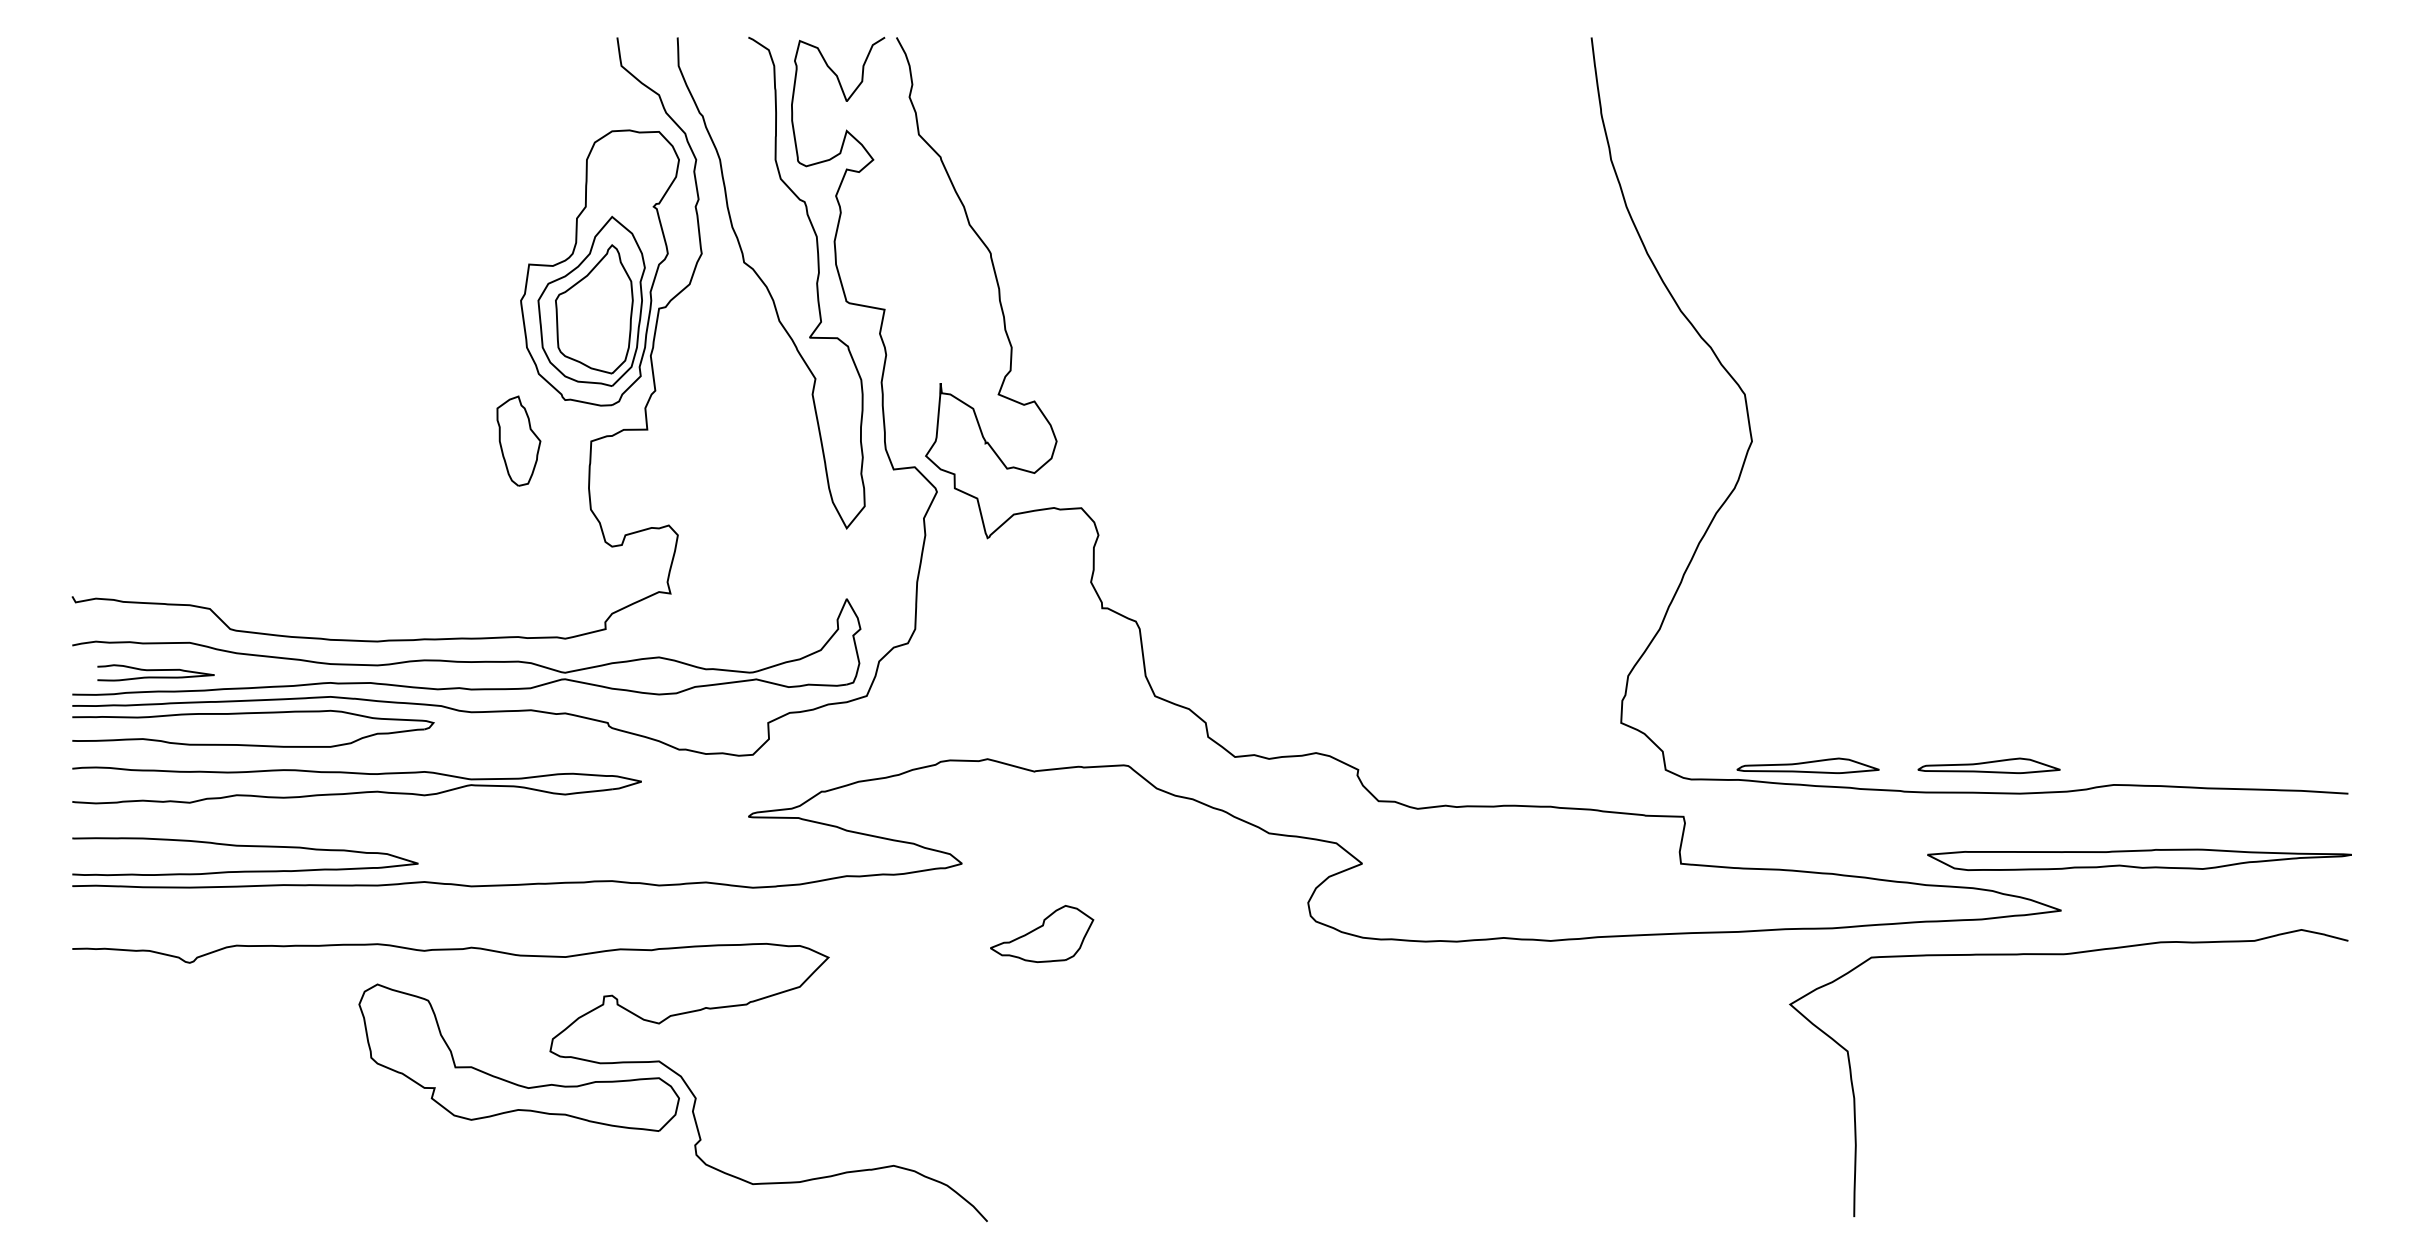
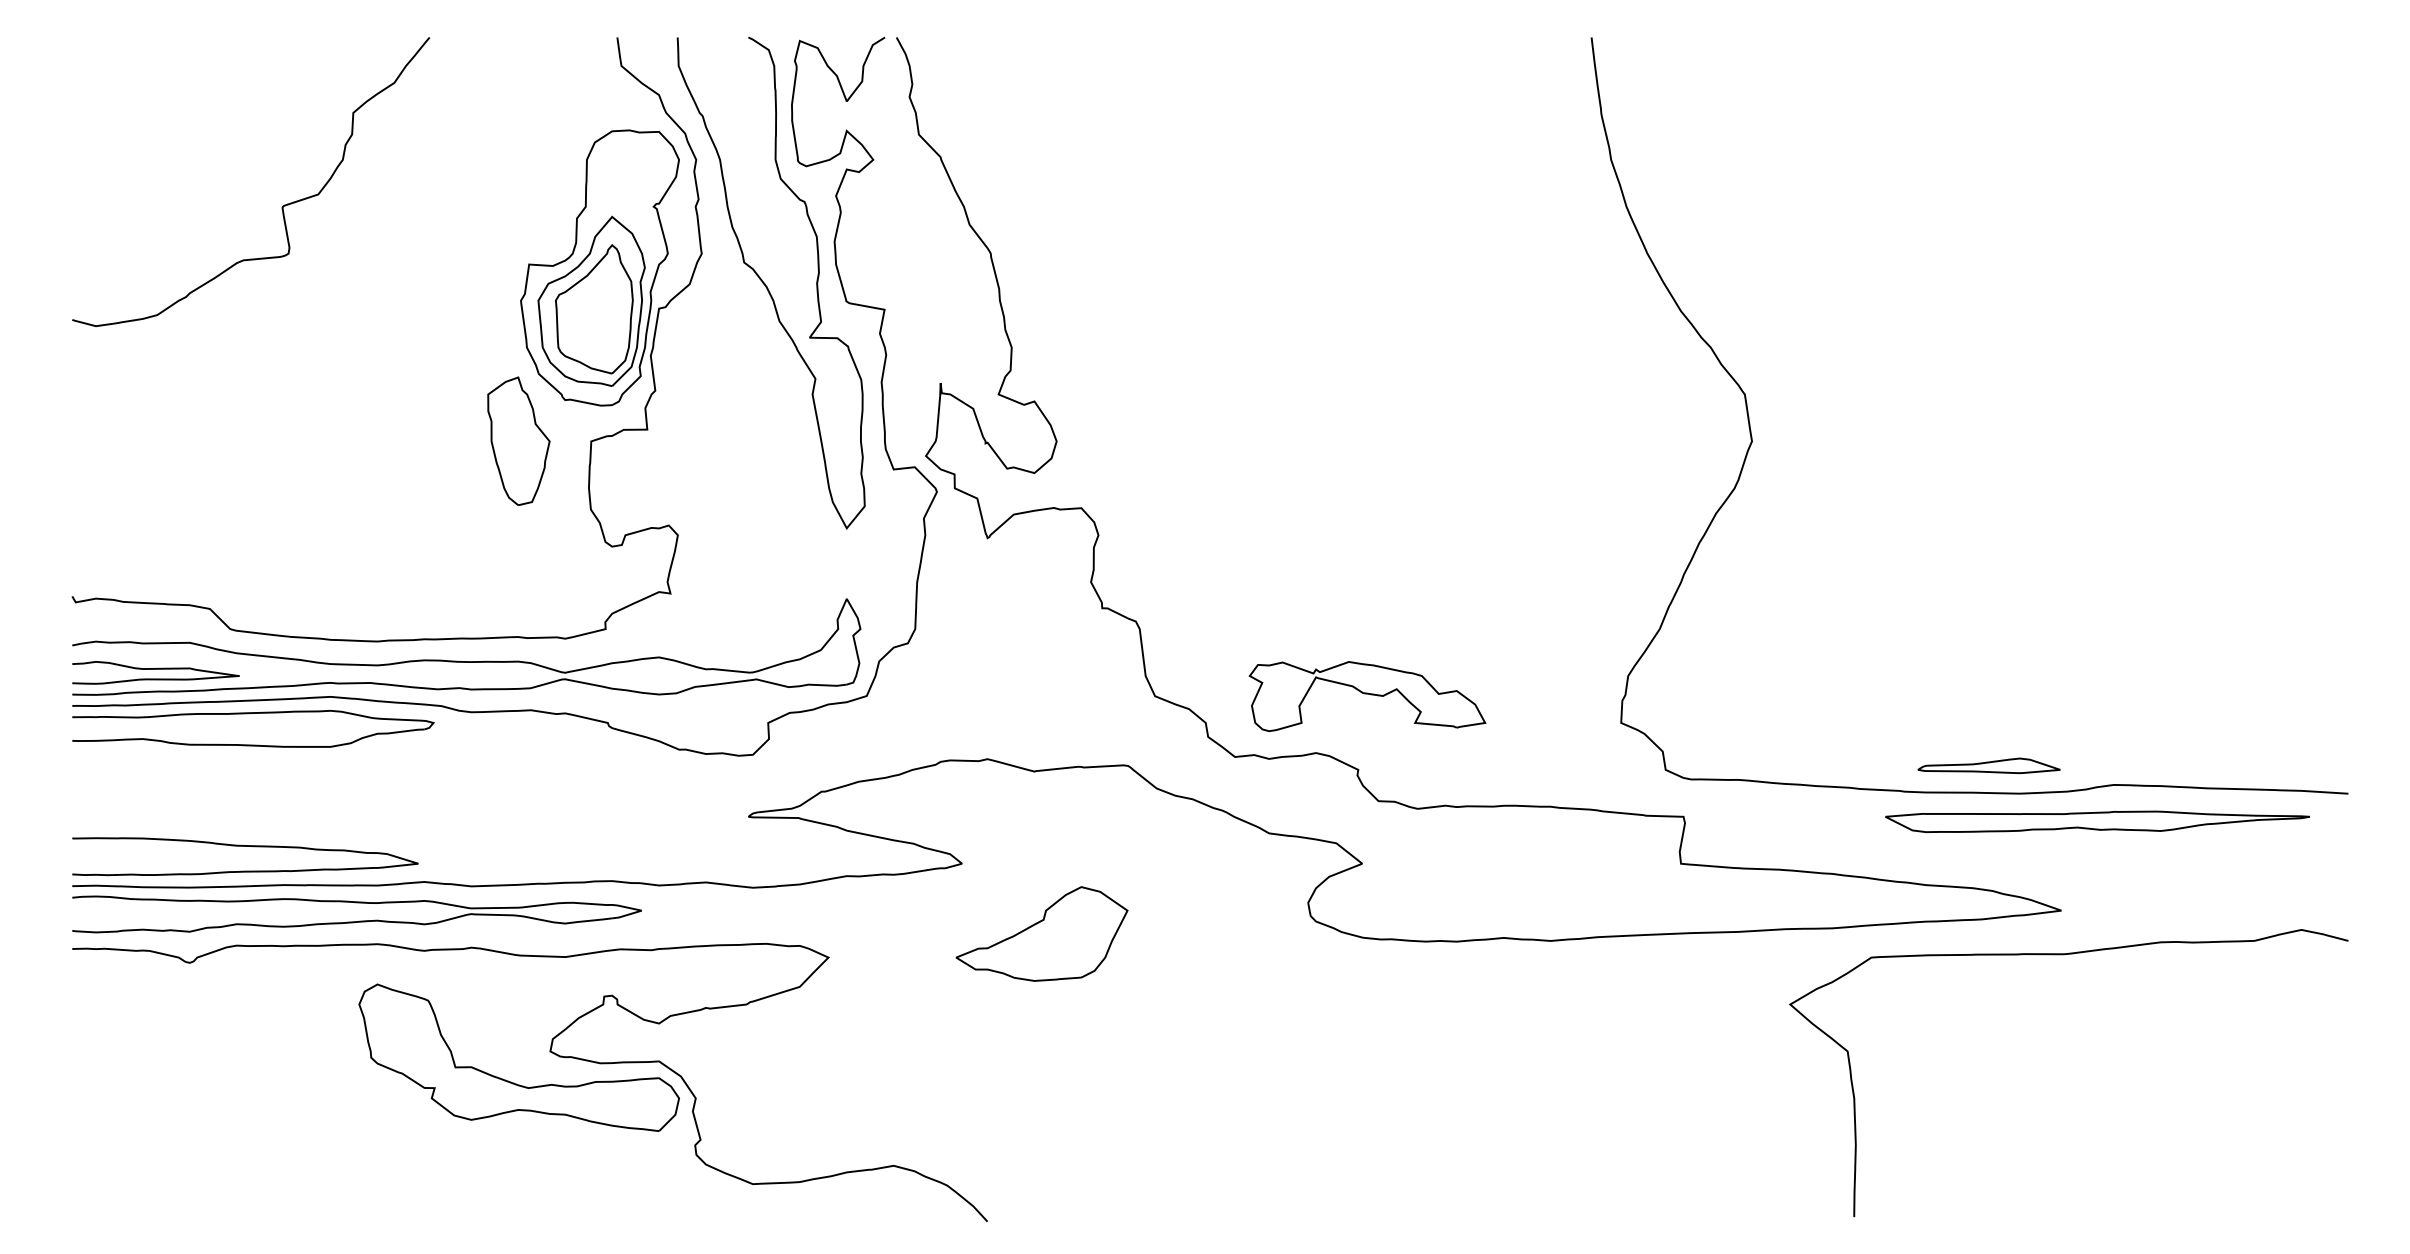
curve: none -> present (282, 205)
part size: 46x92 px -> 64x130 px (518, 440)
part size: 118x18 px -> 168x24 px (155, 672)
part: none -> present (1367, 696)
part: present -> none (1807, 765)
part position: (359, 791) -> (359, 920) (359, 920)
part position: (2139, 859) -> (2097, 821) (2097, 821)
part size: 105x58 px -> 174x96 px (1041, 933)
